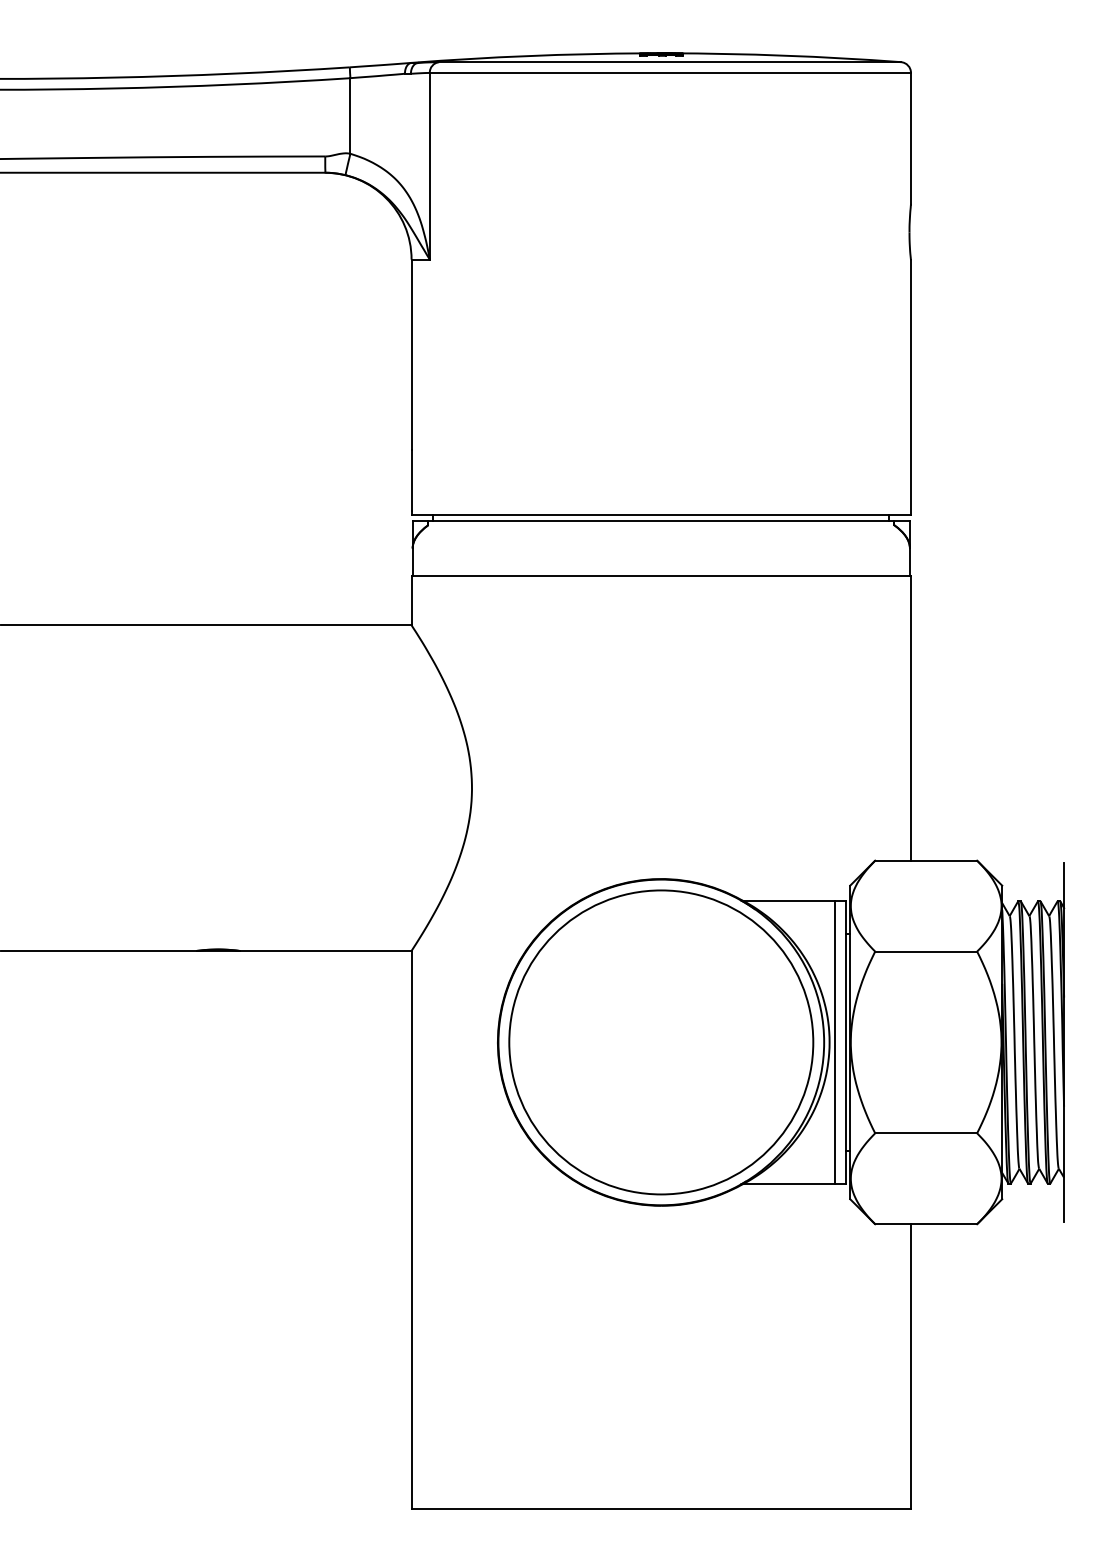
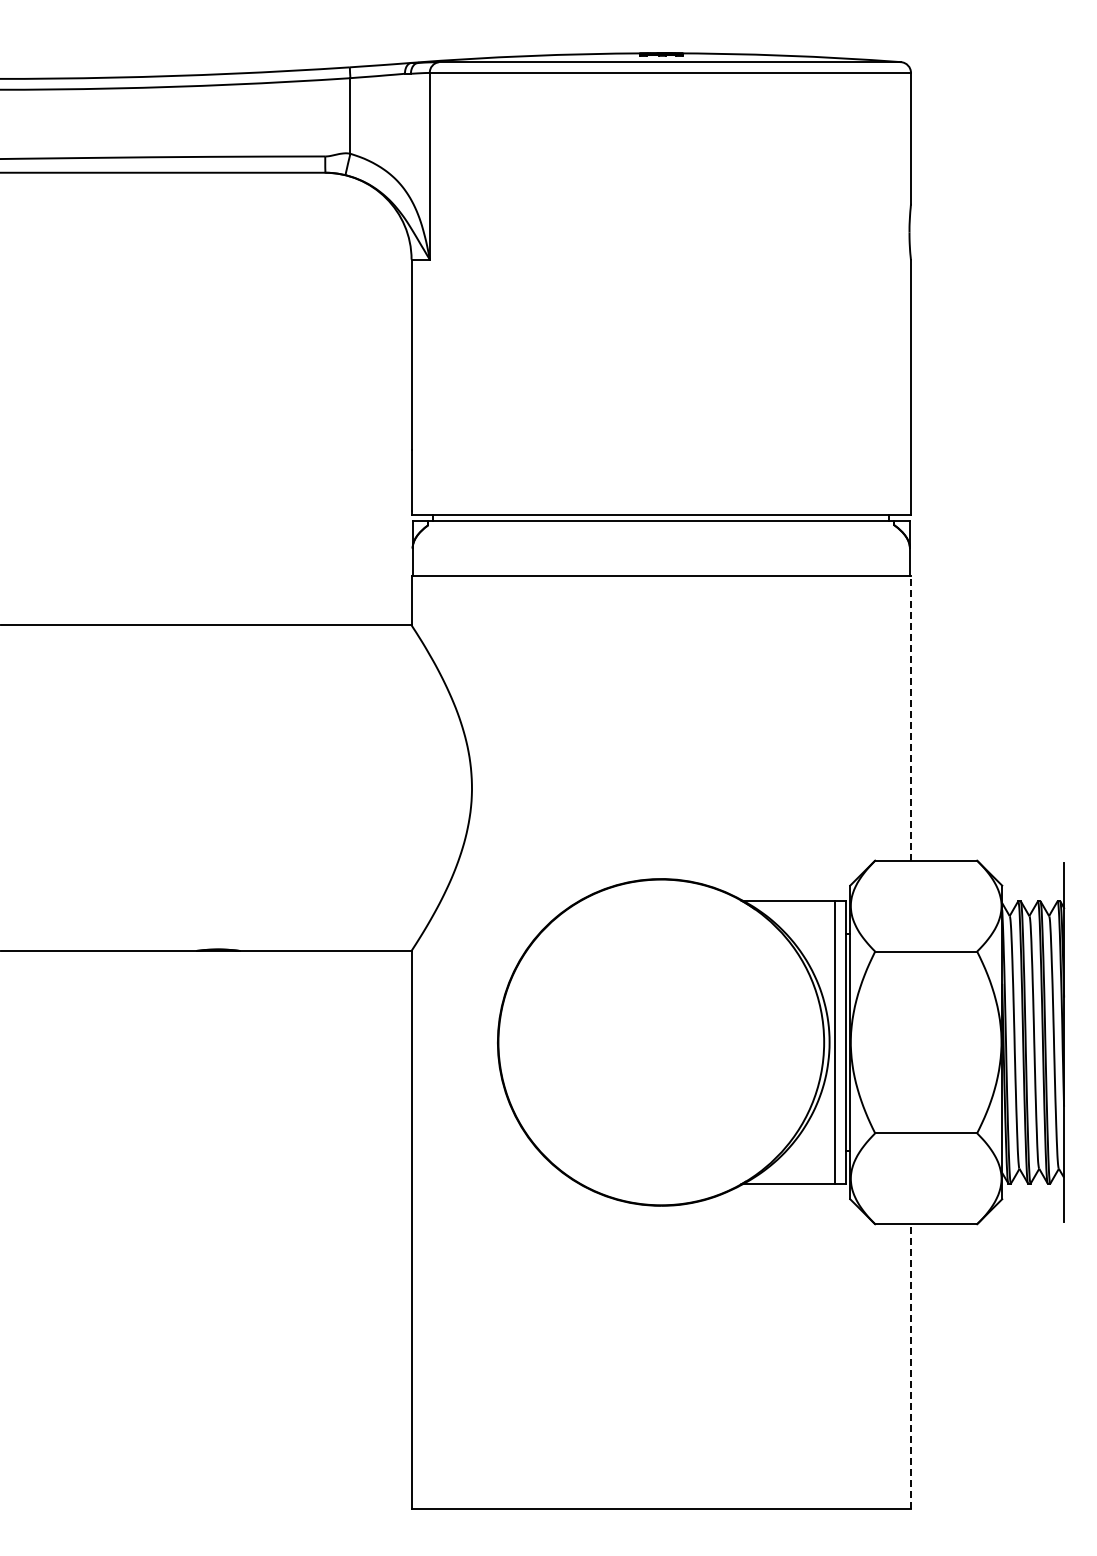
line: solid -> dashed (911, 718)
circle: present -> none (661, 1042)
line: solid -> dashed (911, 1366)
